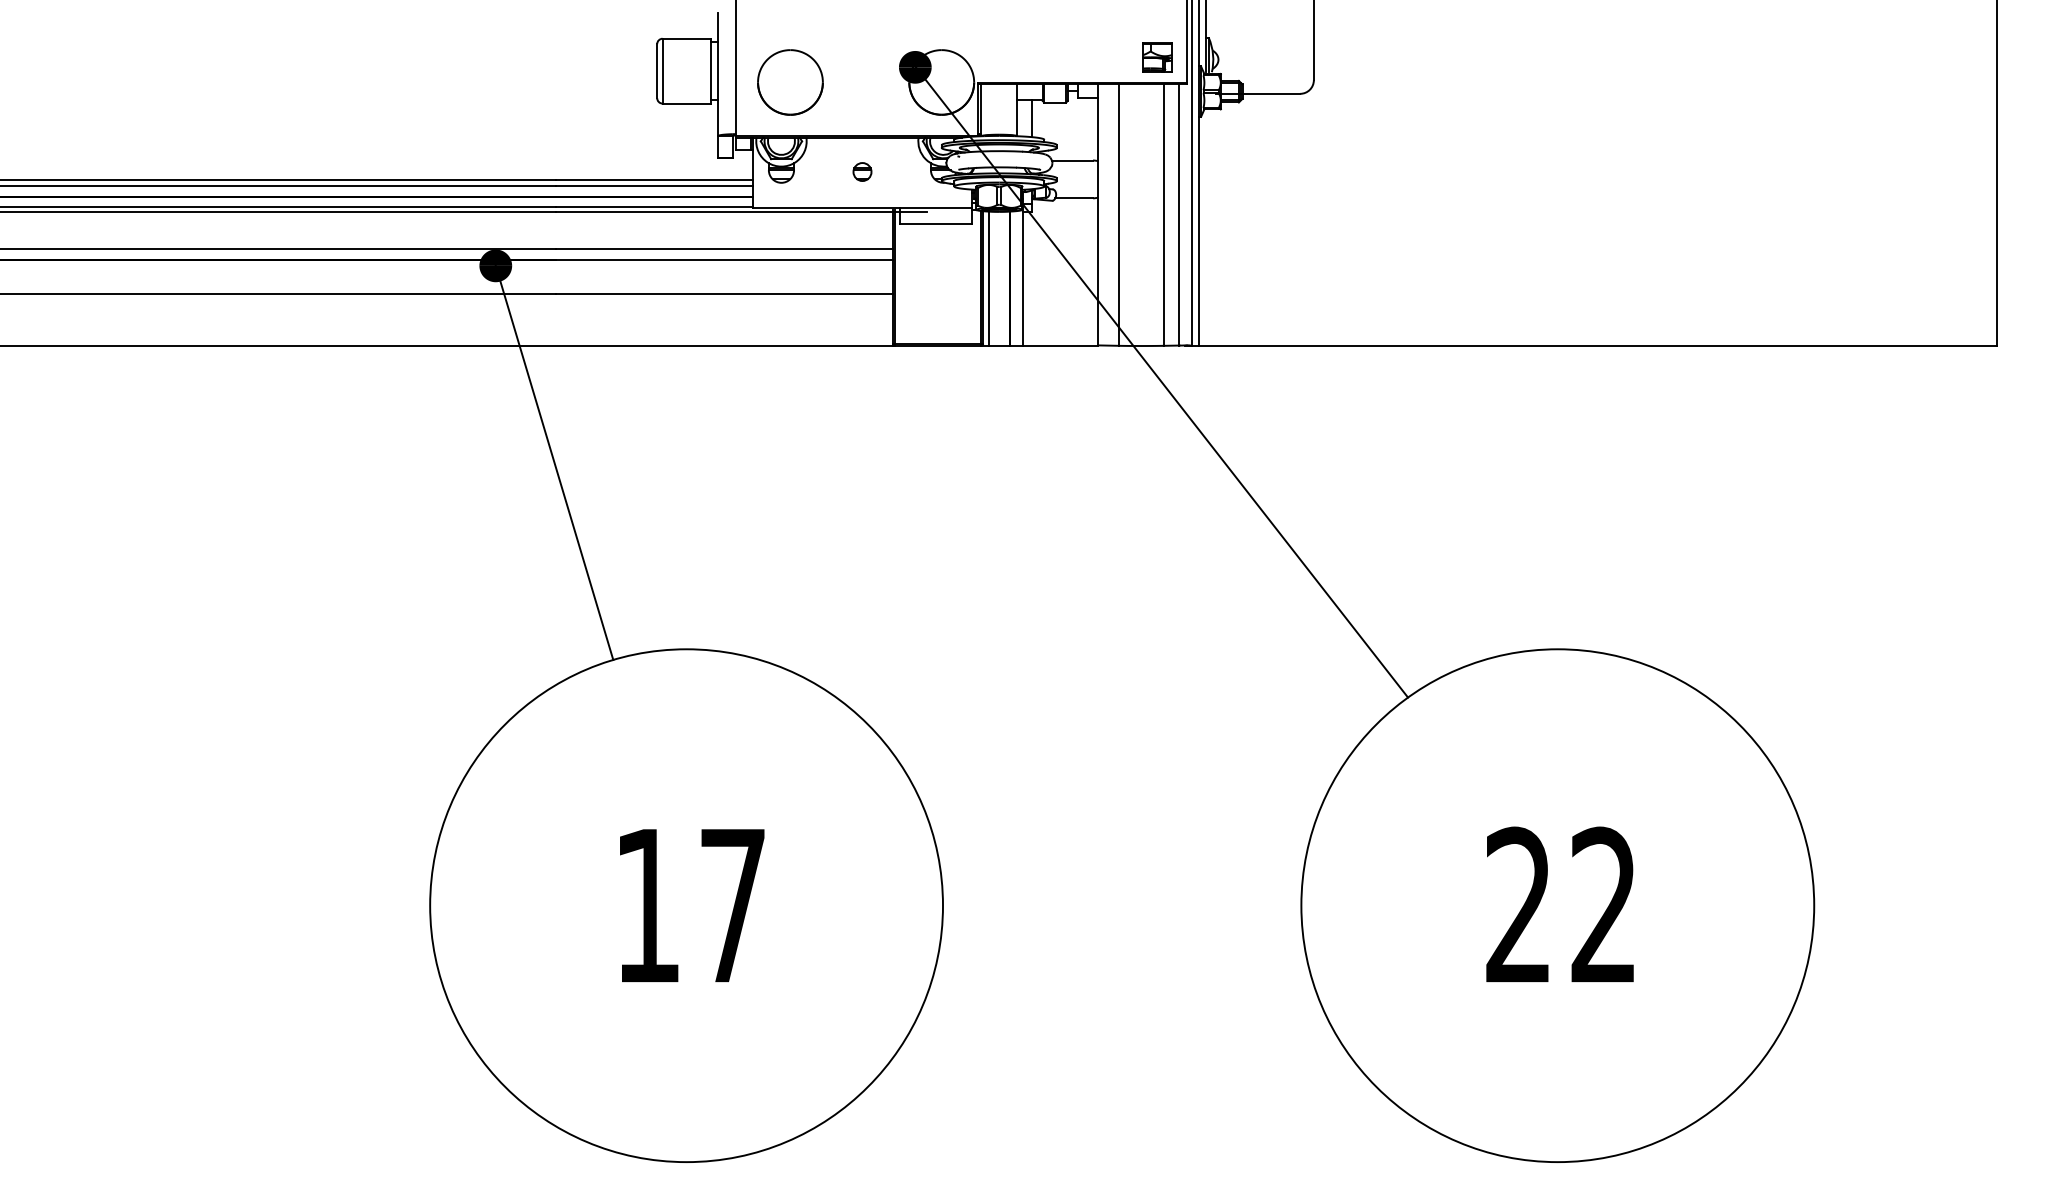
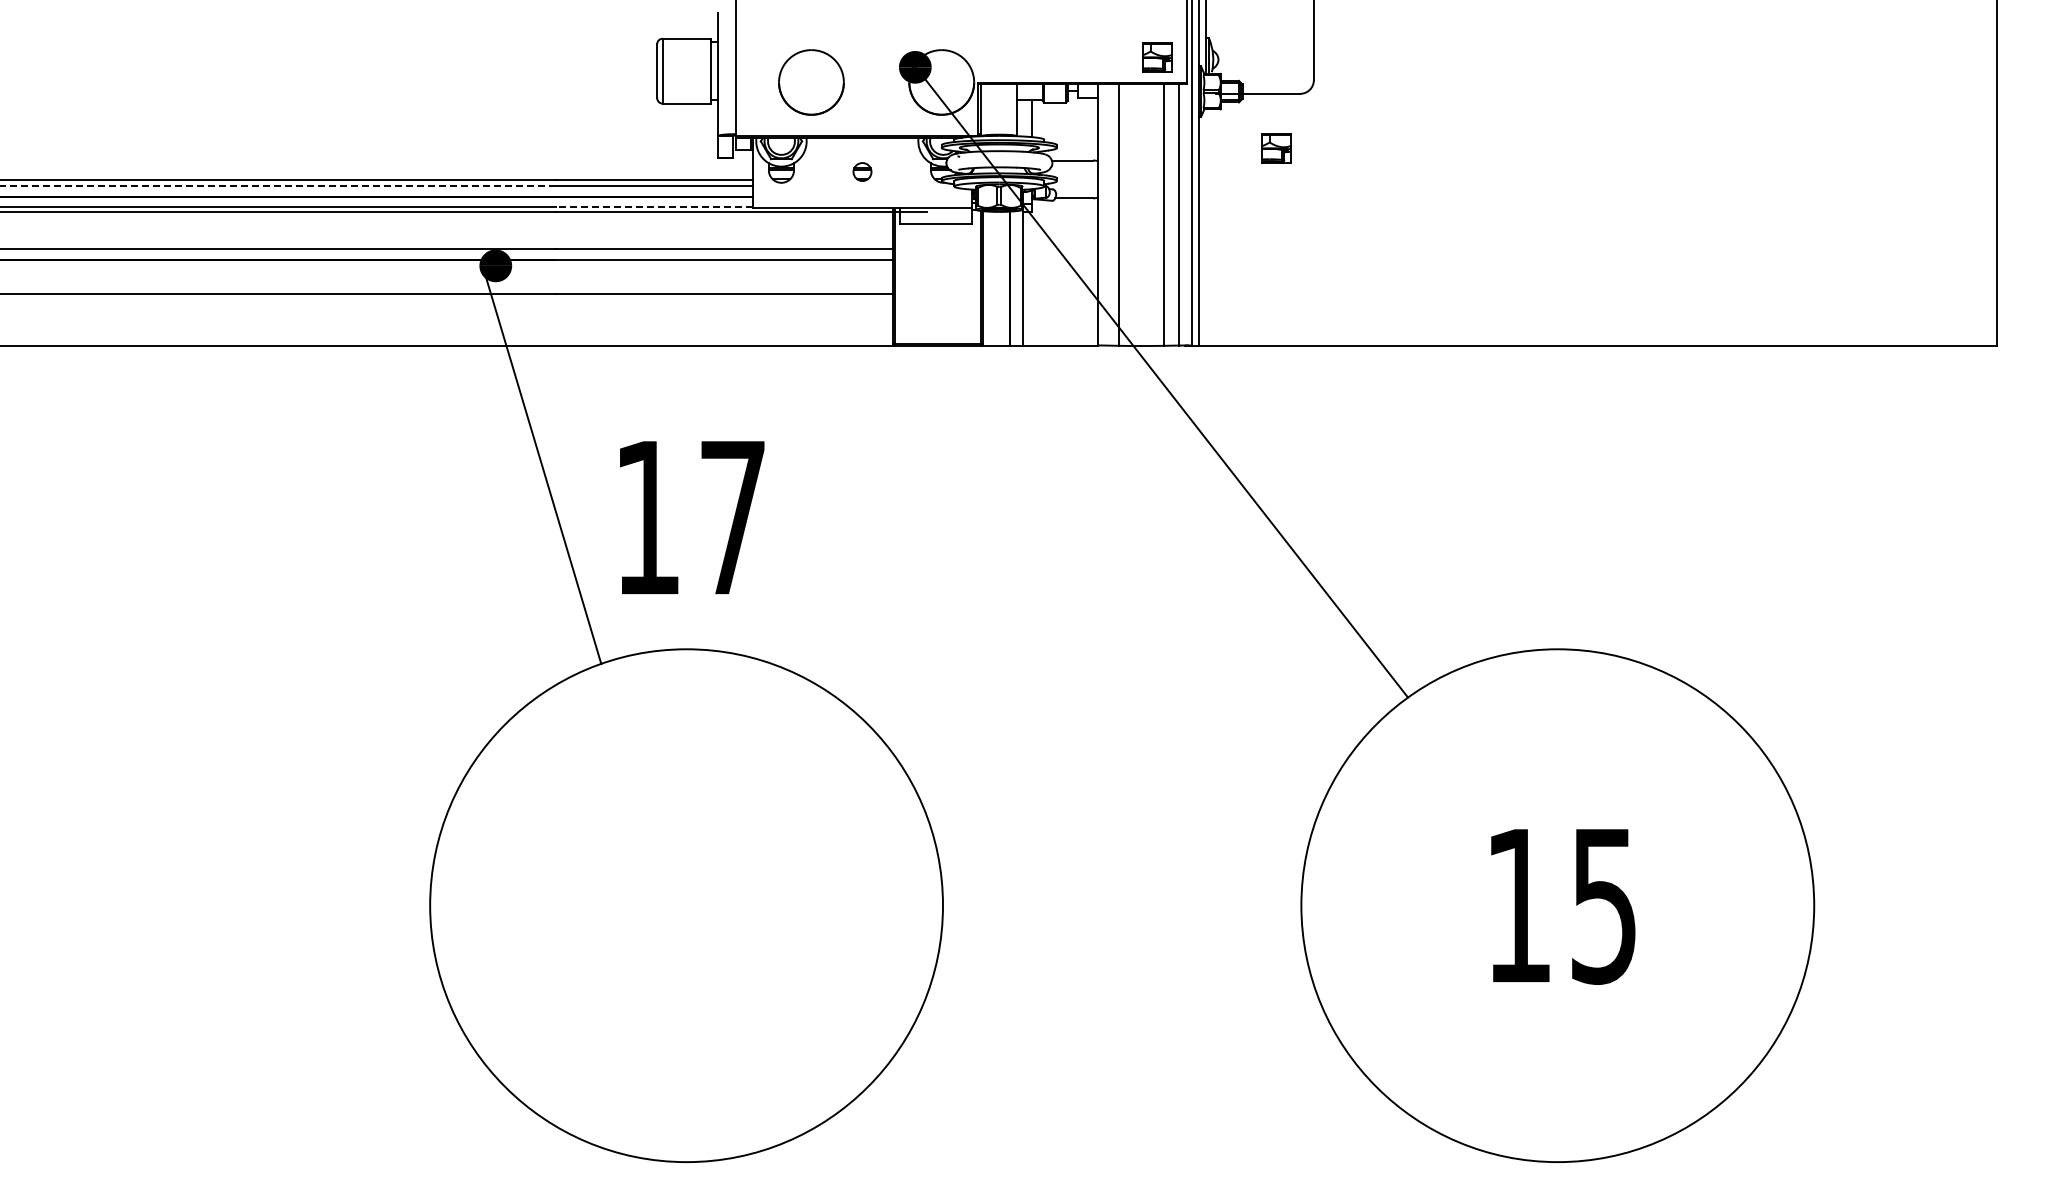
part position: (790, 82) -> (811, 82) (811, 82)
part: none -> present (1276, 148)
line: solid -> dashed (278, 186)
line: solid -> dashed (653, 206)
line: present -> none (989, 278)
line position: (554, 462) -> (542, 466) (542, 466)
text position: (692, 905) -> (692, 517) (692, 517)
text: 22 -> 15 (1560, 905)
